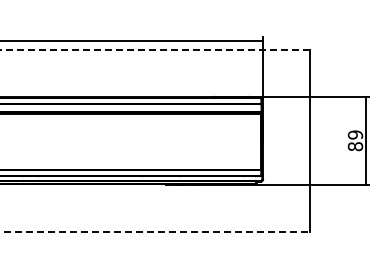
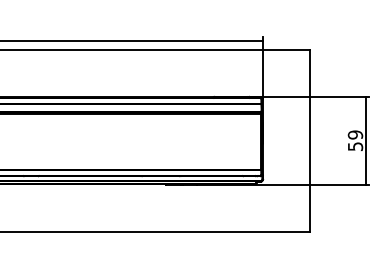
line: dashed -> solid (155, 49)
text: 89 -> 59 (355, 146)
line: dashed -> solid (155, 232)
